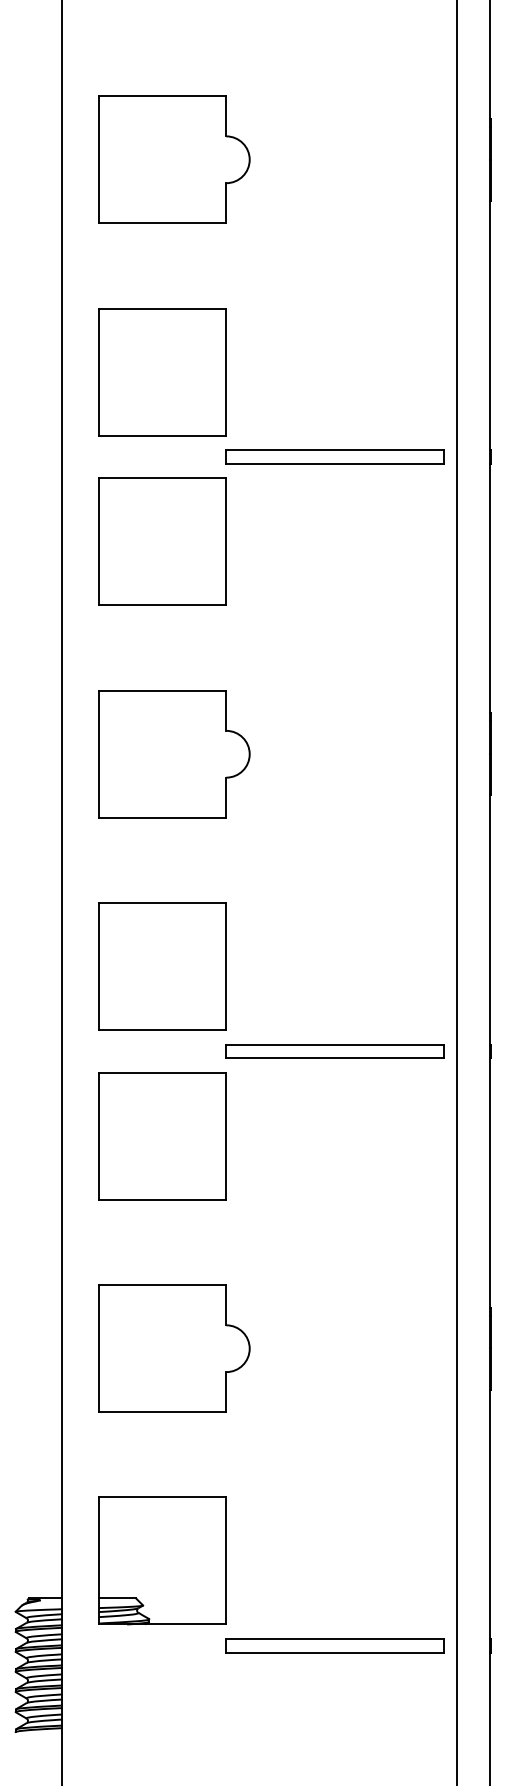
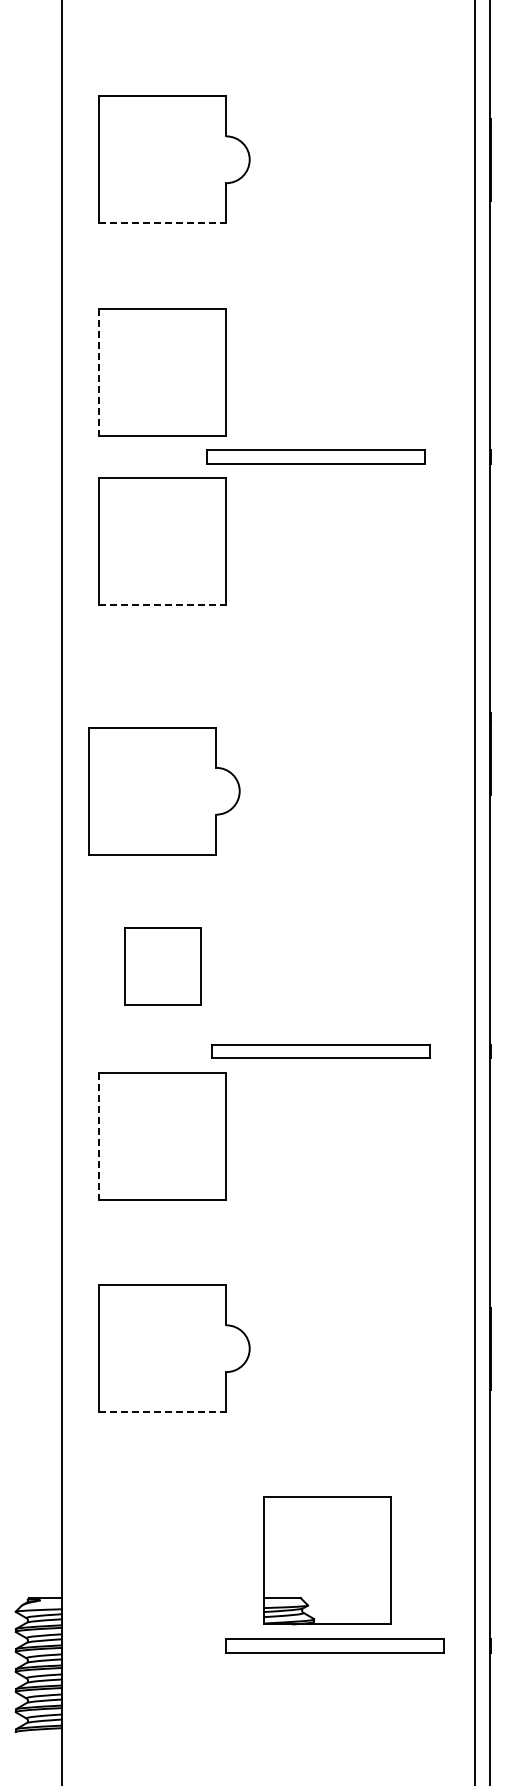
line: solid -> dashed (162, 223)
line: solid -> dashed (99, 372)
part position: (334, 456) -> (315, 456) (315, 456)
line: solid -> dashed (162, 605)
part position: (174, 754) -> (164, 791) (164, 791)
line position: (457, 892) -> (475, 892) (475, 892)
part size: 129x129 px -> 78x79 px (162, 966)
part position: (334, 1051) -> (320, 1051) (320, 1051)
line: solid -> dashed (99, 1136)
line: solid -> dashed (162, 1412)
part position: (162, 1560) -> (327, 1560) (327, 1560)
